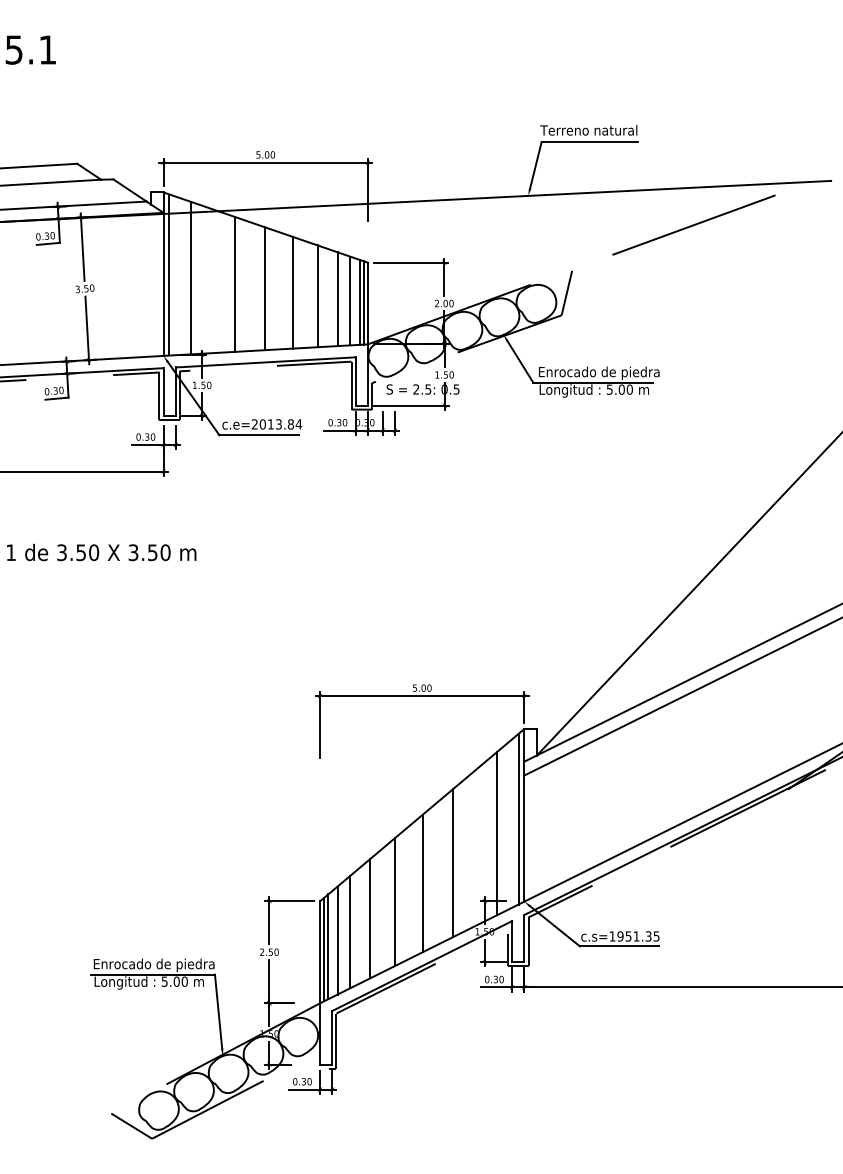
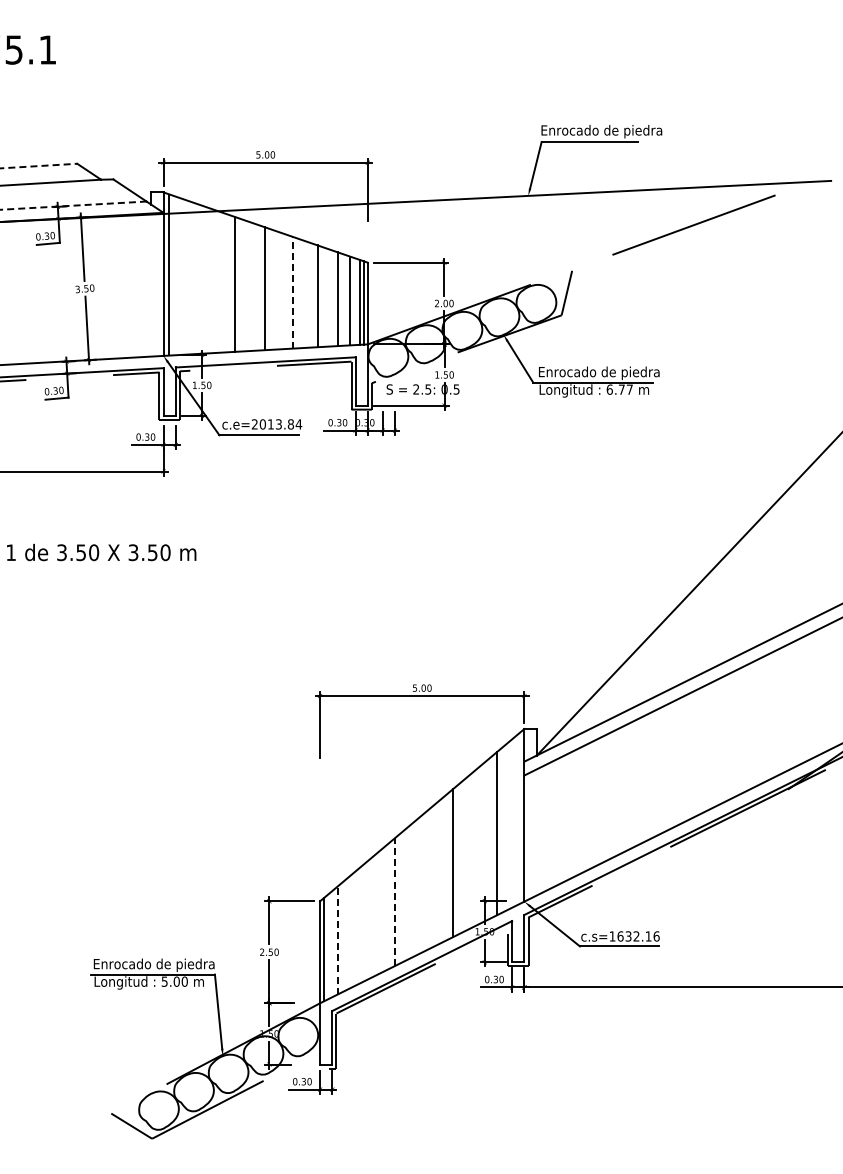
text: Terreno natural -> Enrocado de piedra (601, 131)
line: solid -> dashed (39, 166)
line: solid -> dashed (73, 205)
line: present -> none (190, 277)
line: solid -> dashed (293, 292)
text: 5.00 -> 6.77 (619, 389)
line: present -> none (518, 818)
line: present -> none (422, 883)
line: solid -> dashed (394, 902)
line: present -> none (370, 918)
line: present -> none (350, 931)
text: c.s=1951.35 -> c.s=1632.16 (638, 936)
line: solid -> dashed (337, 940)
line: present -> none (328, 946)
